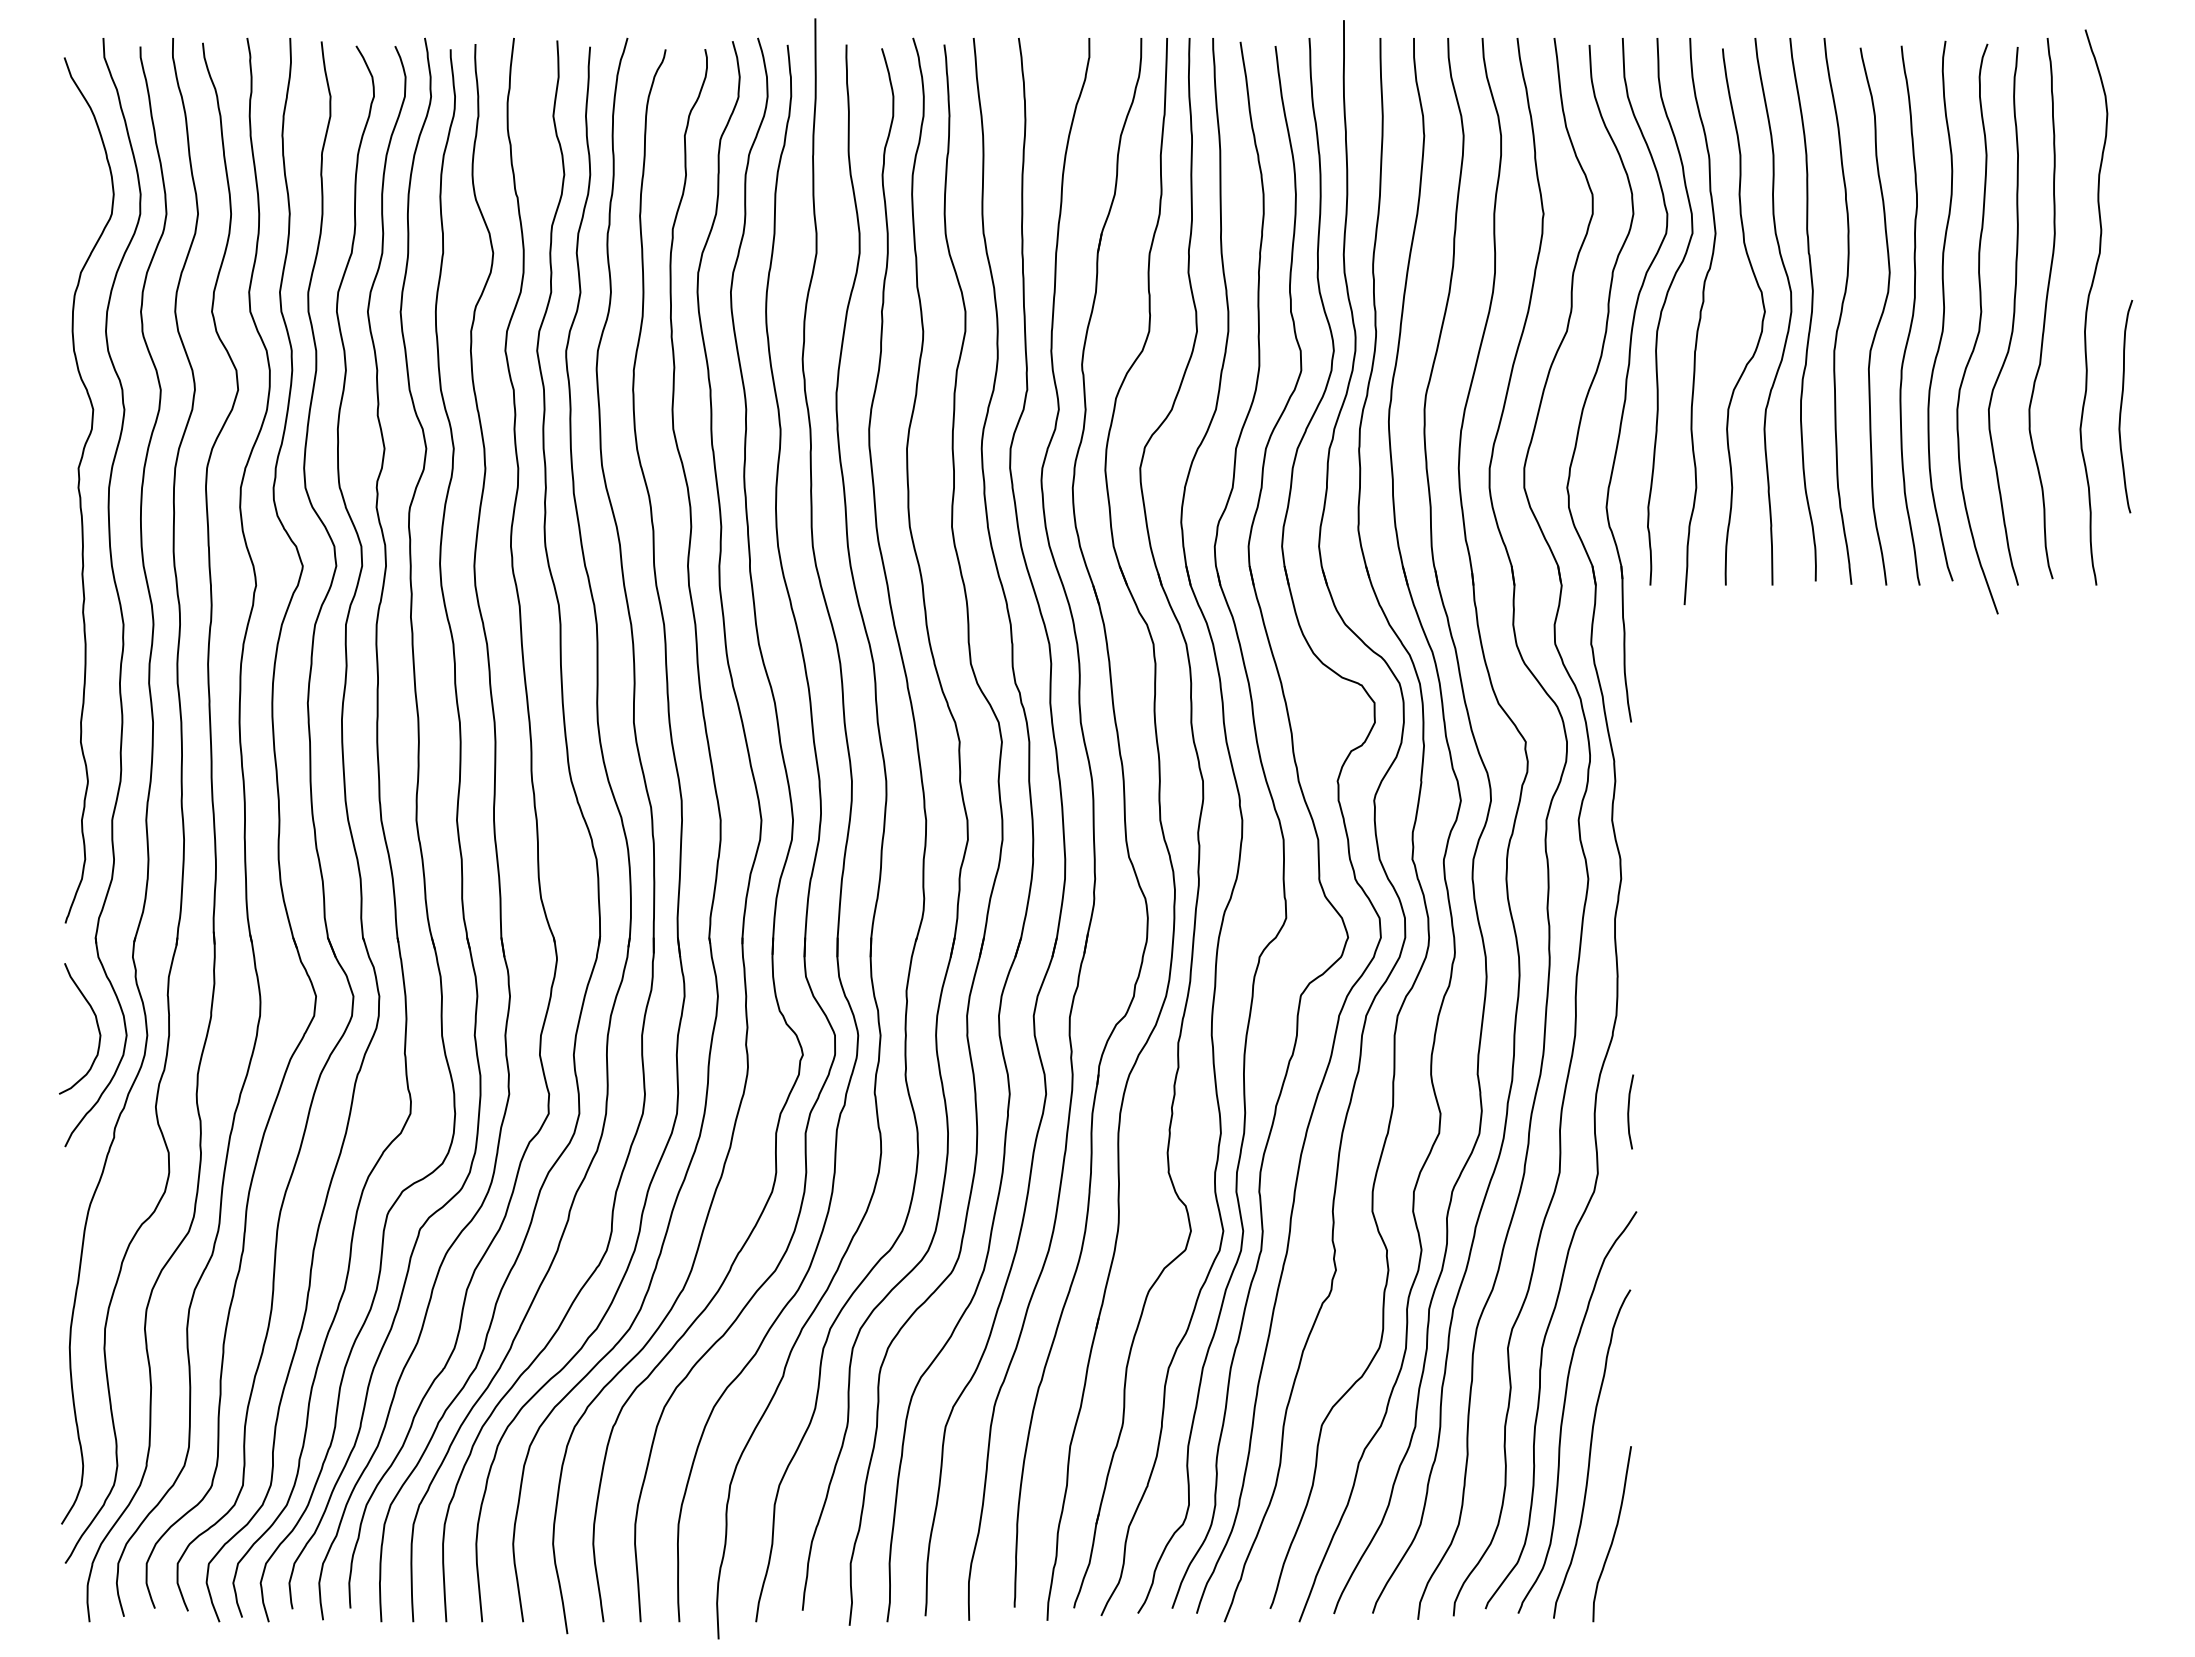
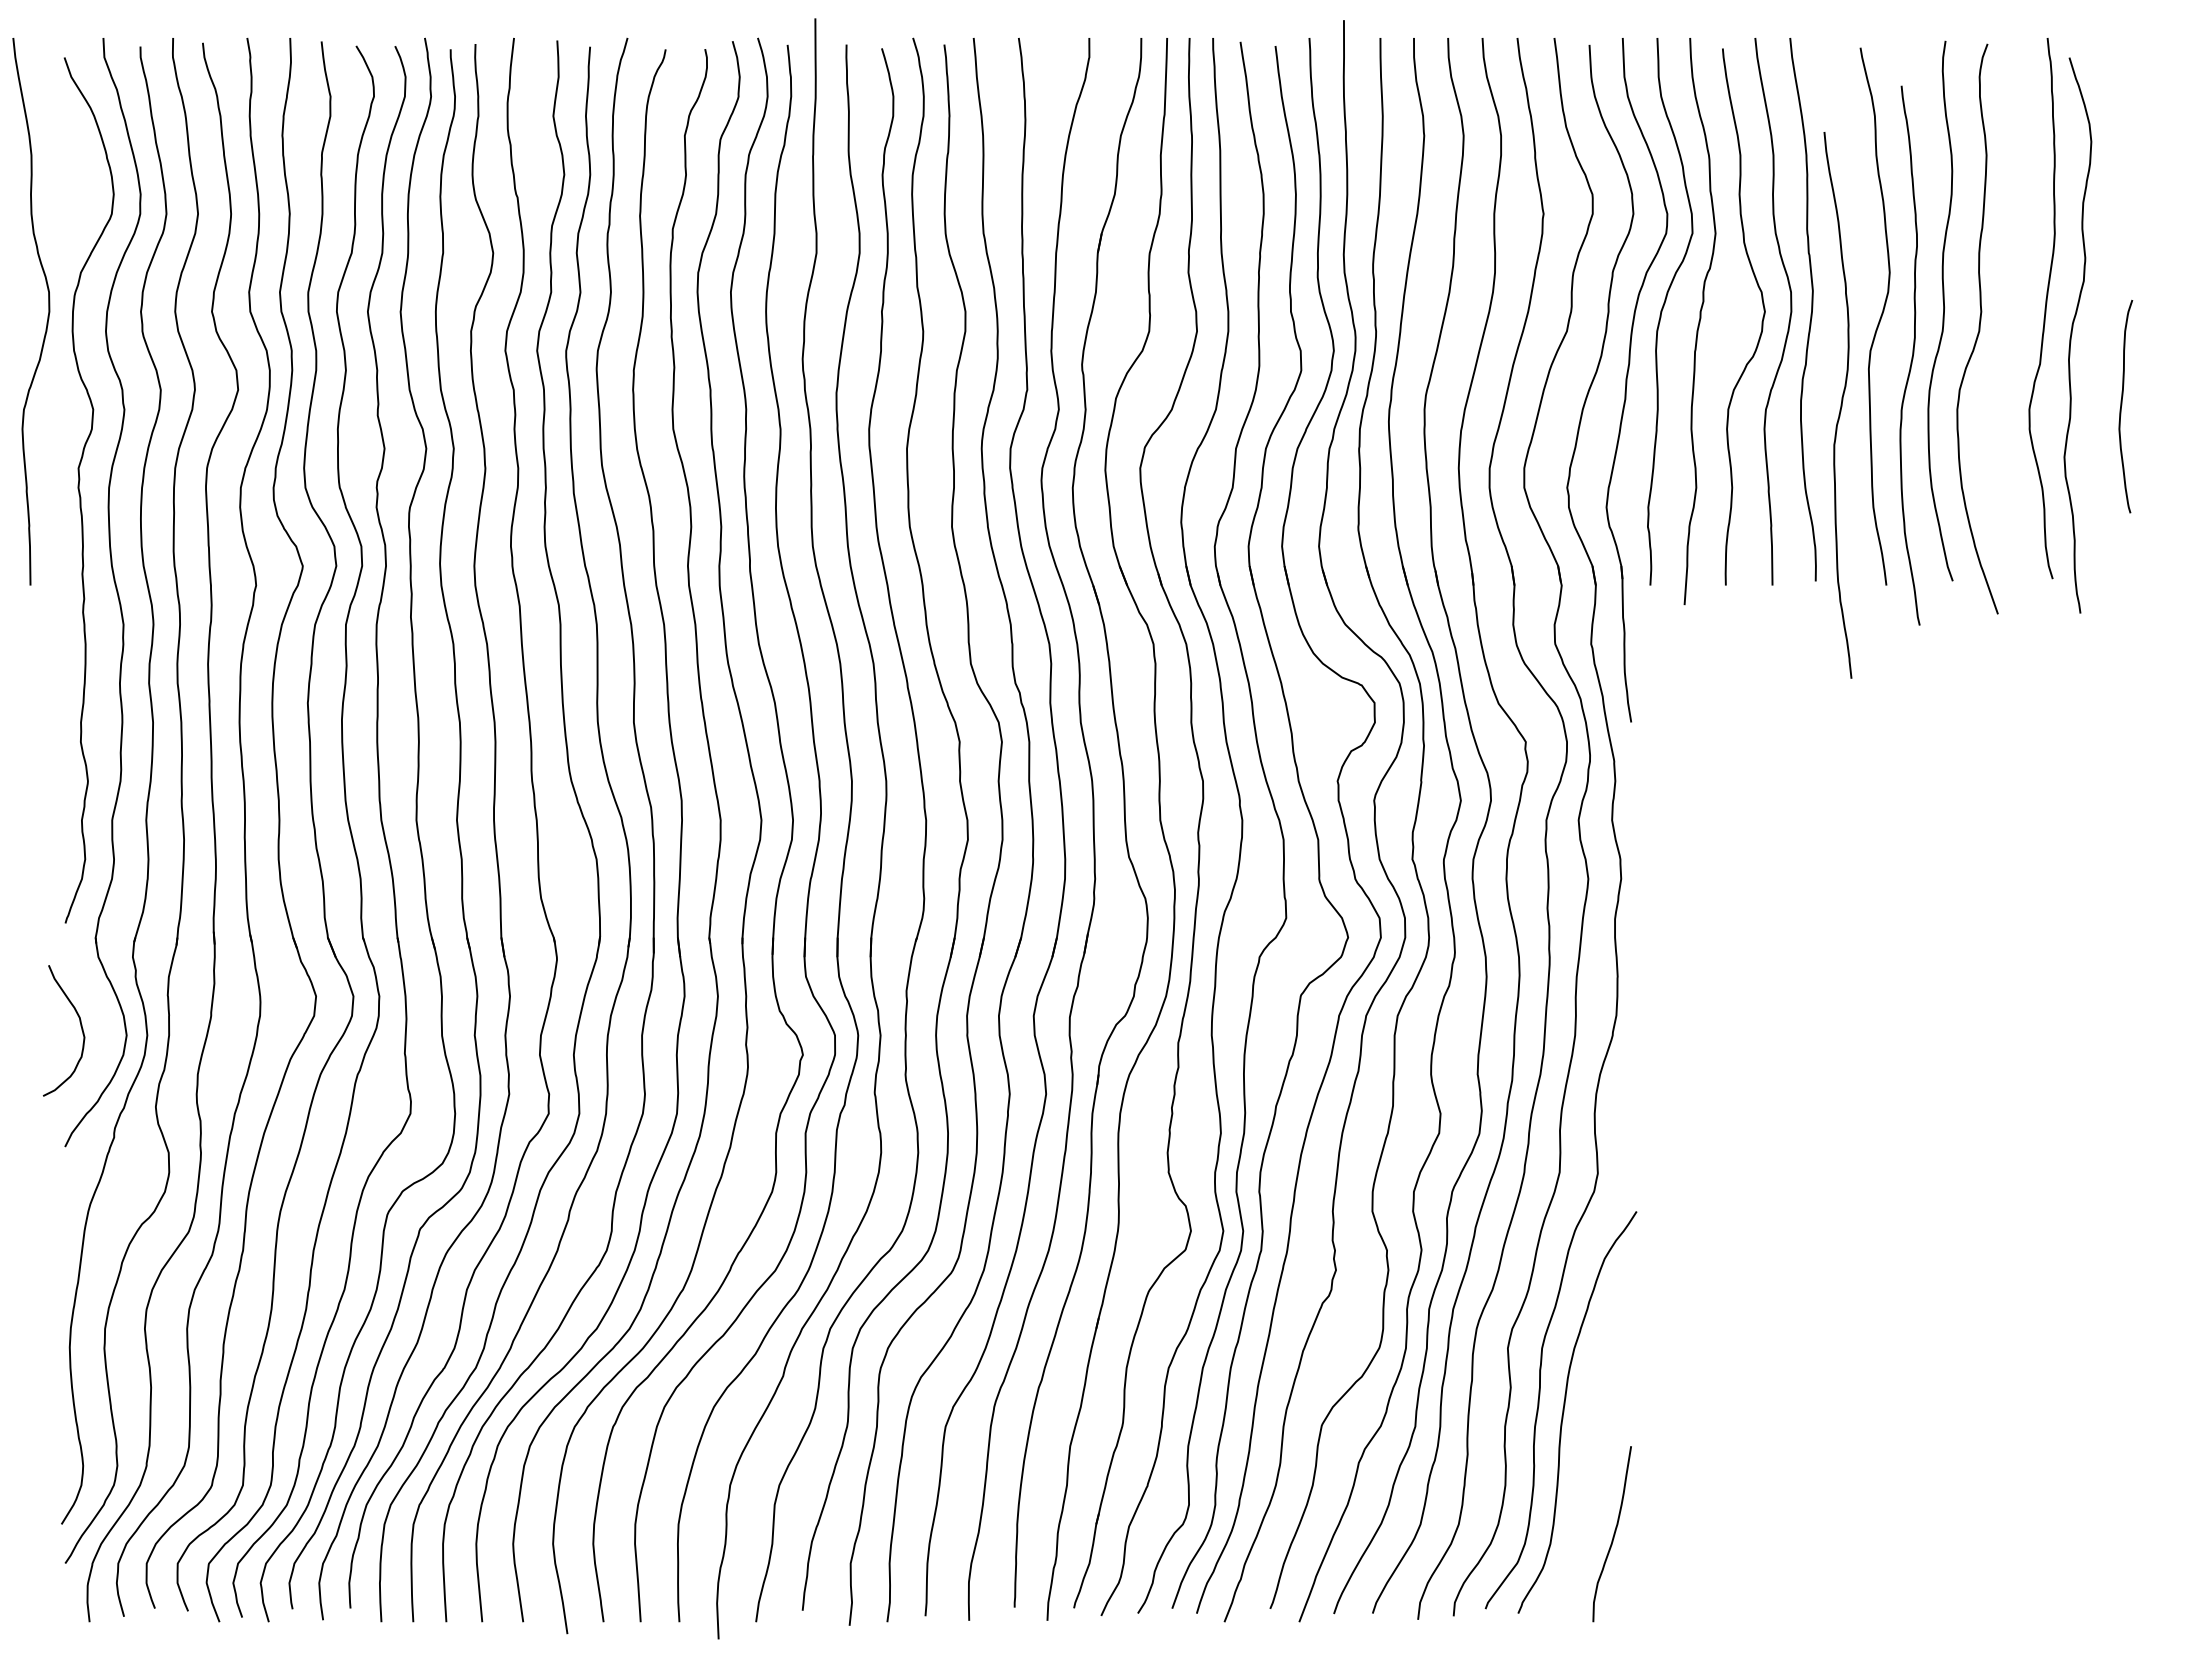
curve position: (2088, 306) -> (2072, 334) (2072, 334)
curve position: (1840, 311) -> (1840, 405) (1840, 405)
curve: none -> present (47, 315)
curve position: (1911, 316) -> (1911, 356) (1911, 356)
curve: present -> none (2012, 317)
curve position: (96, 1024) -> (80, 1026) (80, 1026)
curve: present -> none (1629, 1111)
curve: present -> none (1591, 1452)
